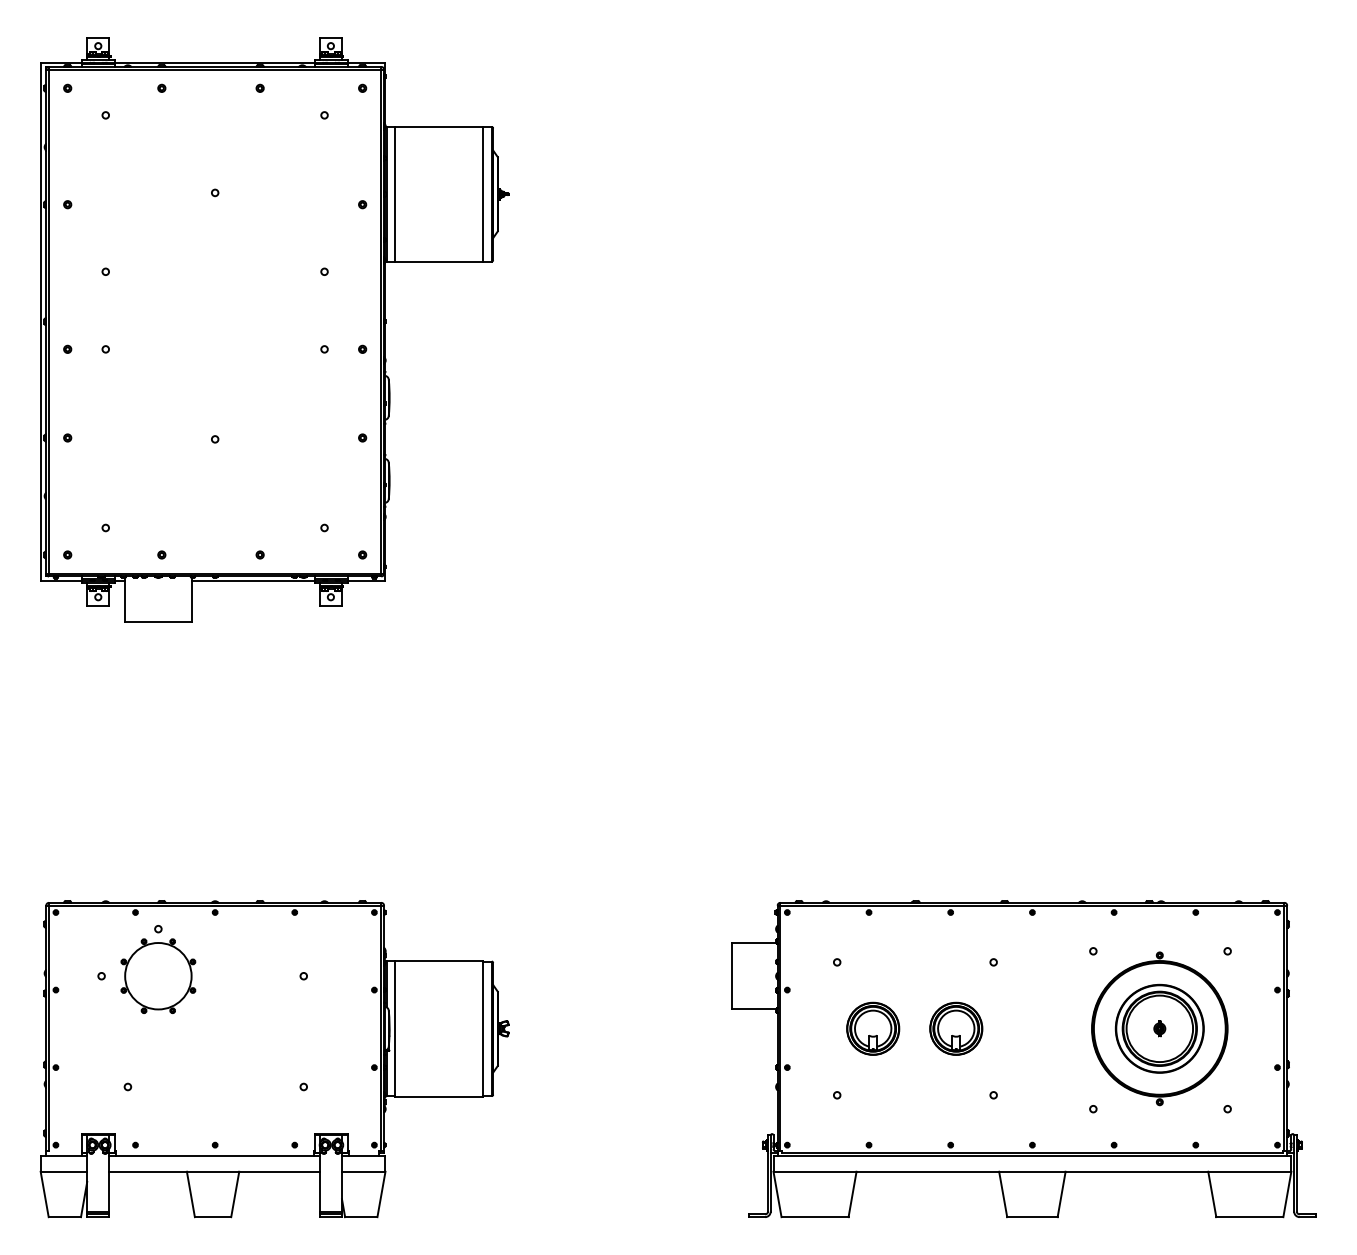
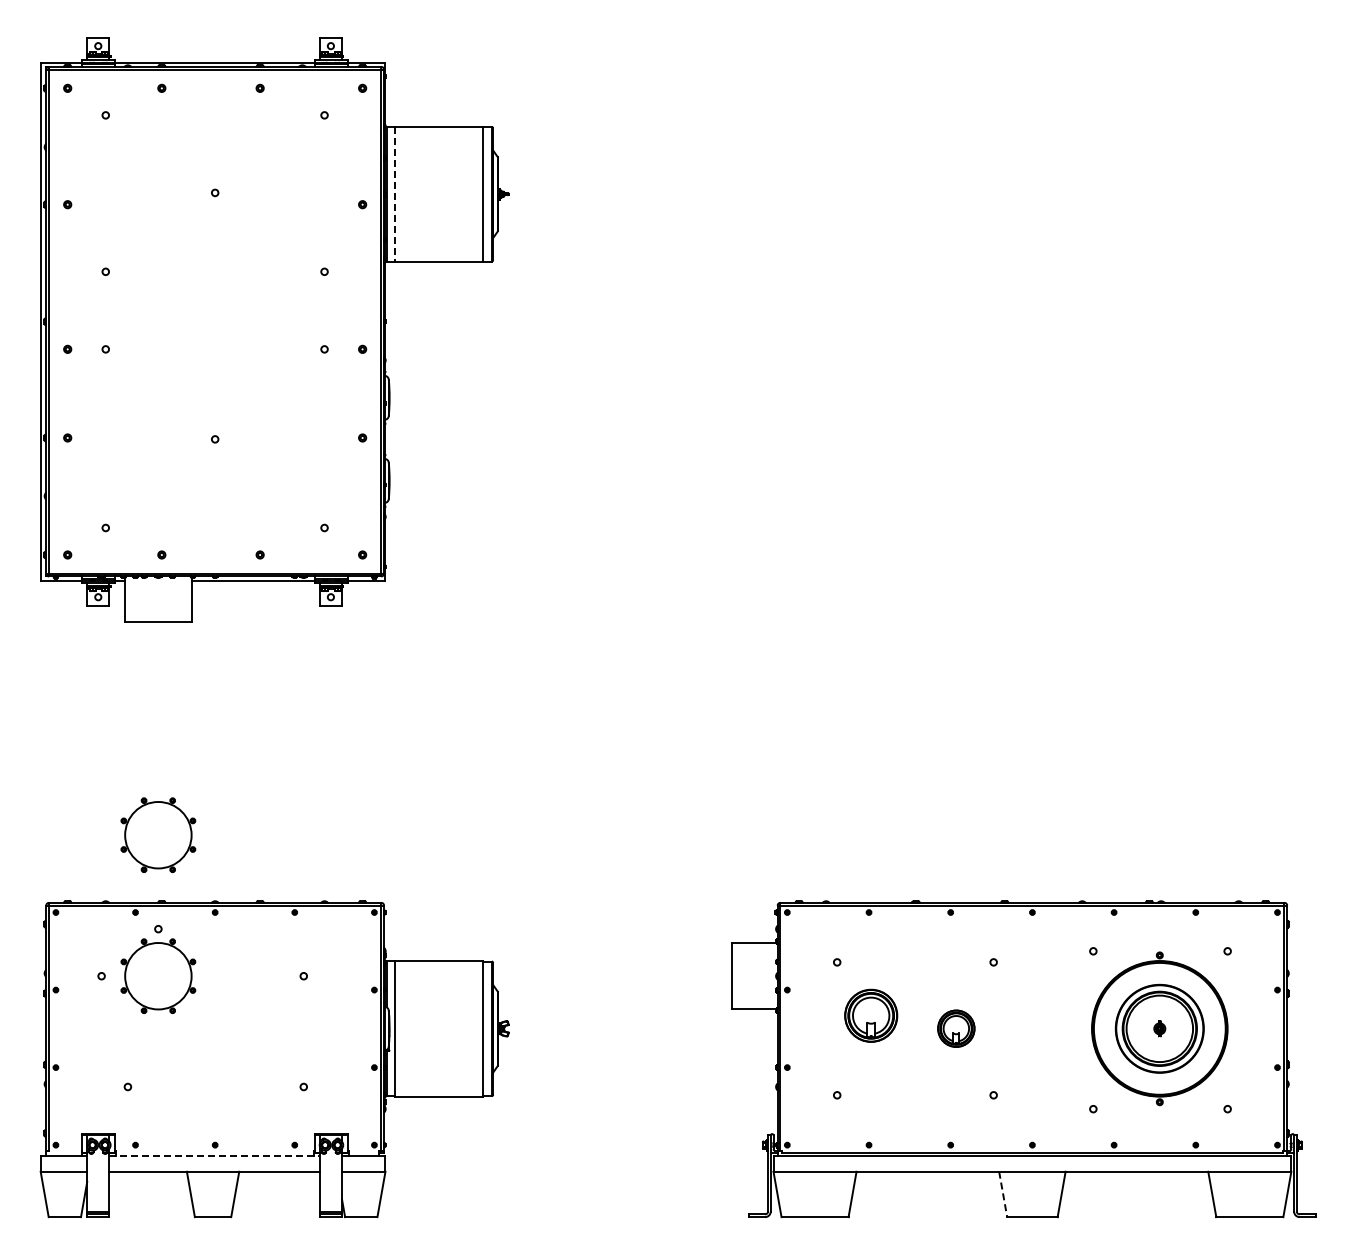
line: solid -> dashed (394, 194)
part: none -> present (158, 834)
part position: (873, 1028) -> (871, 1015) (871, 1015)
part size: 55x55 px -> 39x39 px (956, 1028)
line: solid -> dashed (215, 1156)
line: solid -> dashed (1003, 1194)
